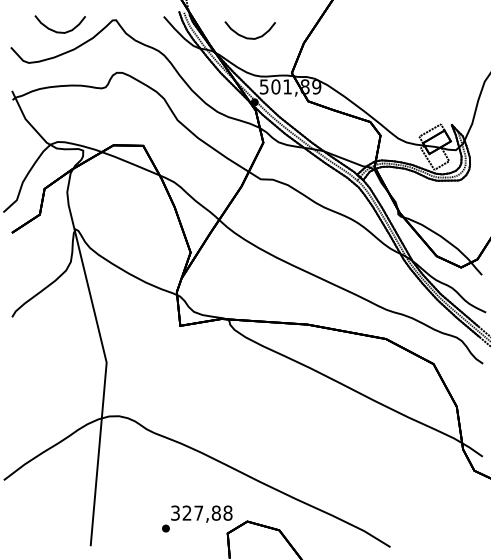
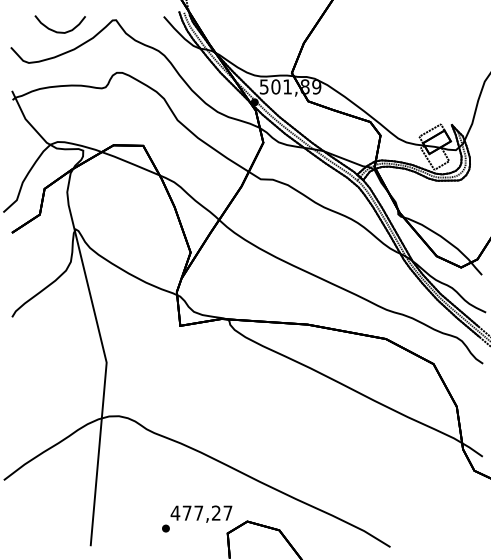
curve: present -> none (249, 37)
text: 327,88 -> 477,27 (201, 512)
